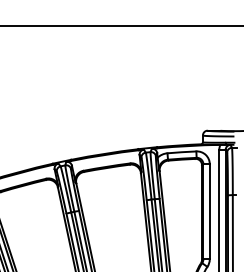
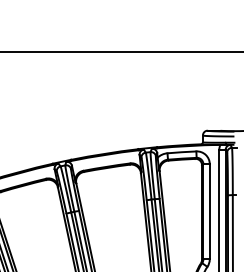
line position: (121, 26) -> (121, 52) (121, 52)
